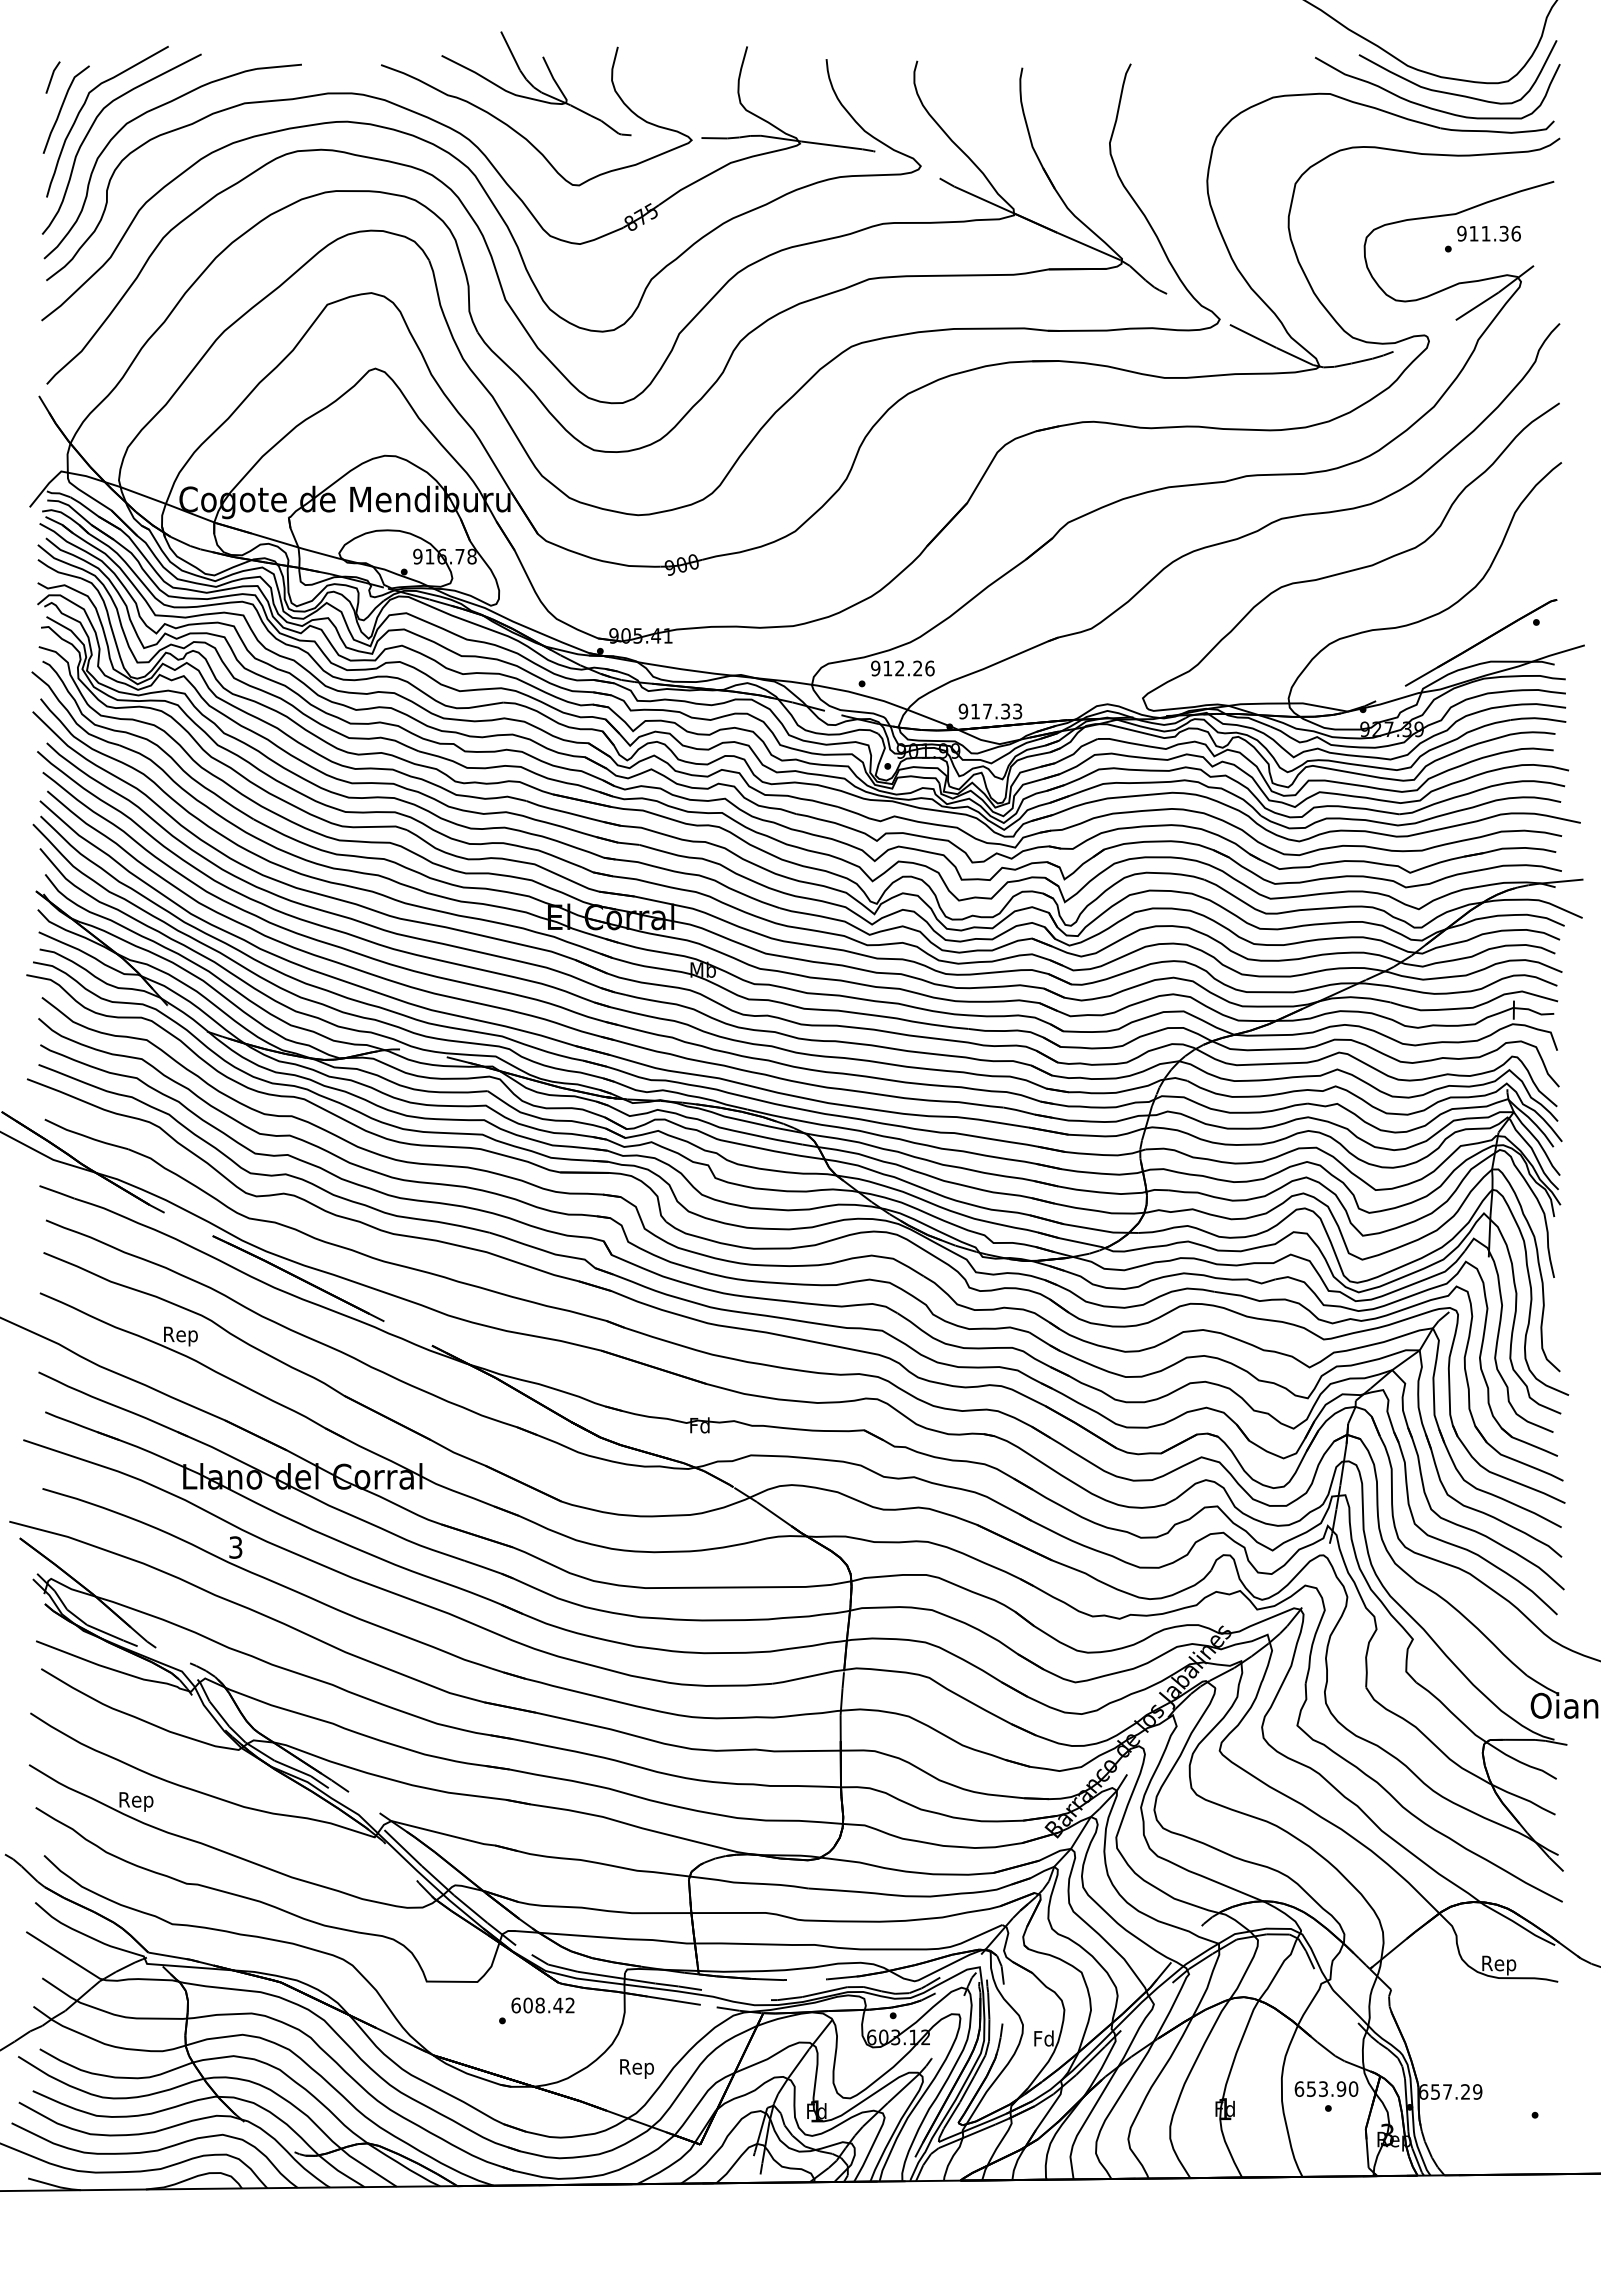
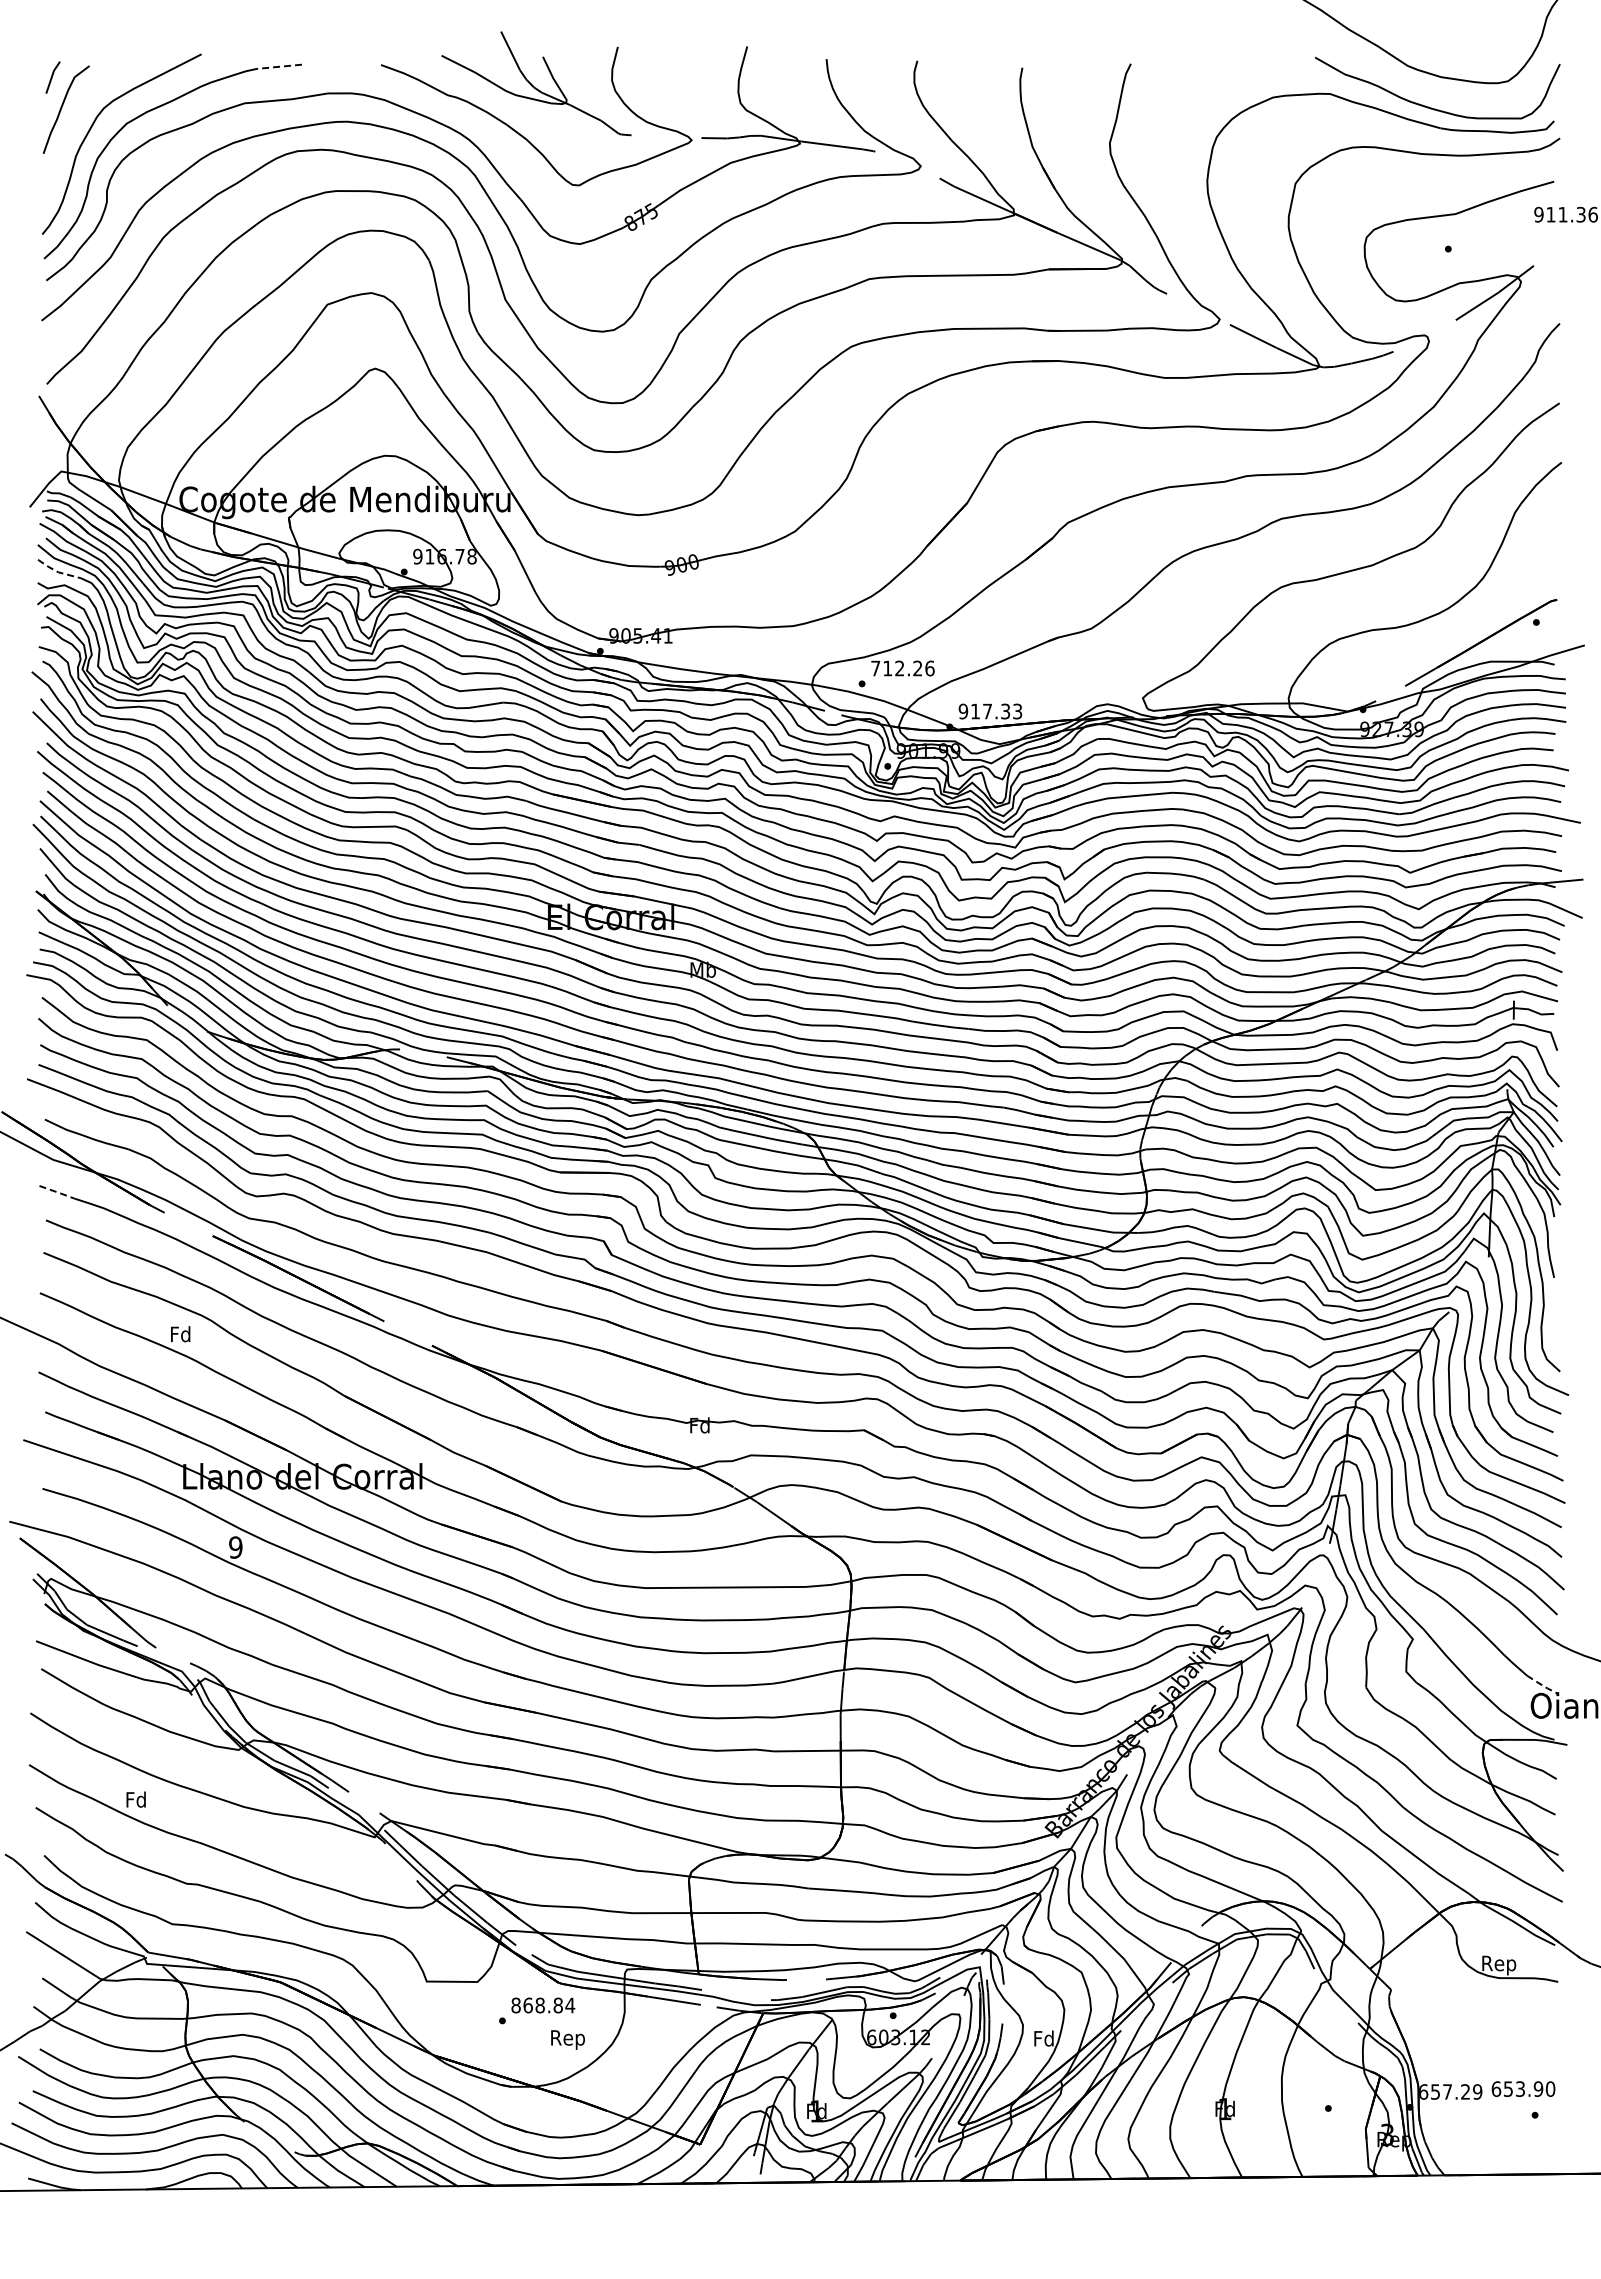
line: solid -> dashed (279, 66)
curve: present -> none (1455, 93)
curve: present -> none (82, 109)
text position: (1488, 233) -> (1565, 214) (1565, 214)
line: solid -> dashed (58, 572)
text: 912.26 -> 712.26 (875, 668)
line: solid -> dashed (58, 1192)
text: Rep -> Fd (180, 1336)
text: 3 -> 9 (235, 1547)
line: solid -> dashed (1542, 1685)
text: Rep -> Fd (136, 1801)
text: 608.42 -> 868.84 (543, 2005)
text position: (636, 2068) -> (567, 2039) (567, 2039)
text position: (1326, 2088) -> (1523, 2088) (1523, 2088)
